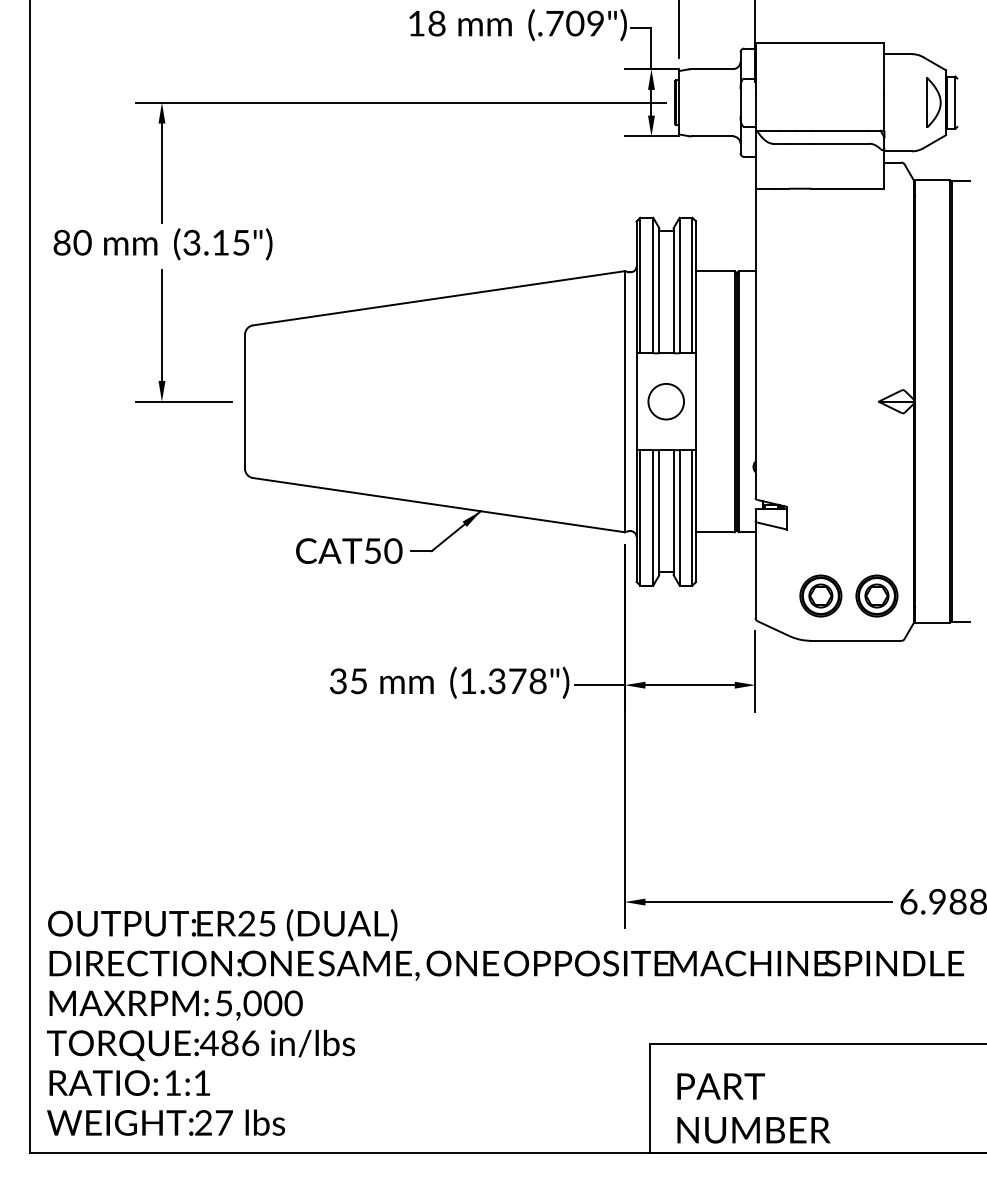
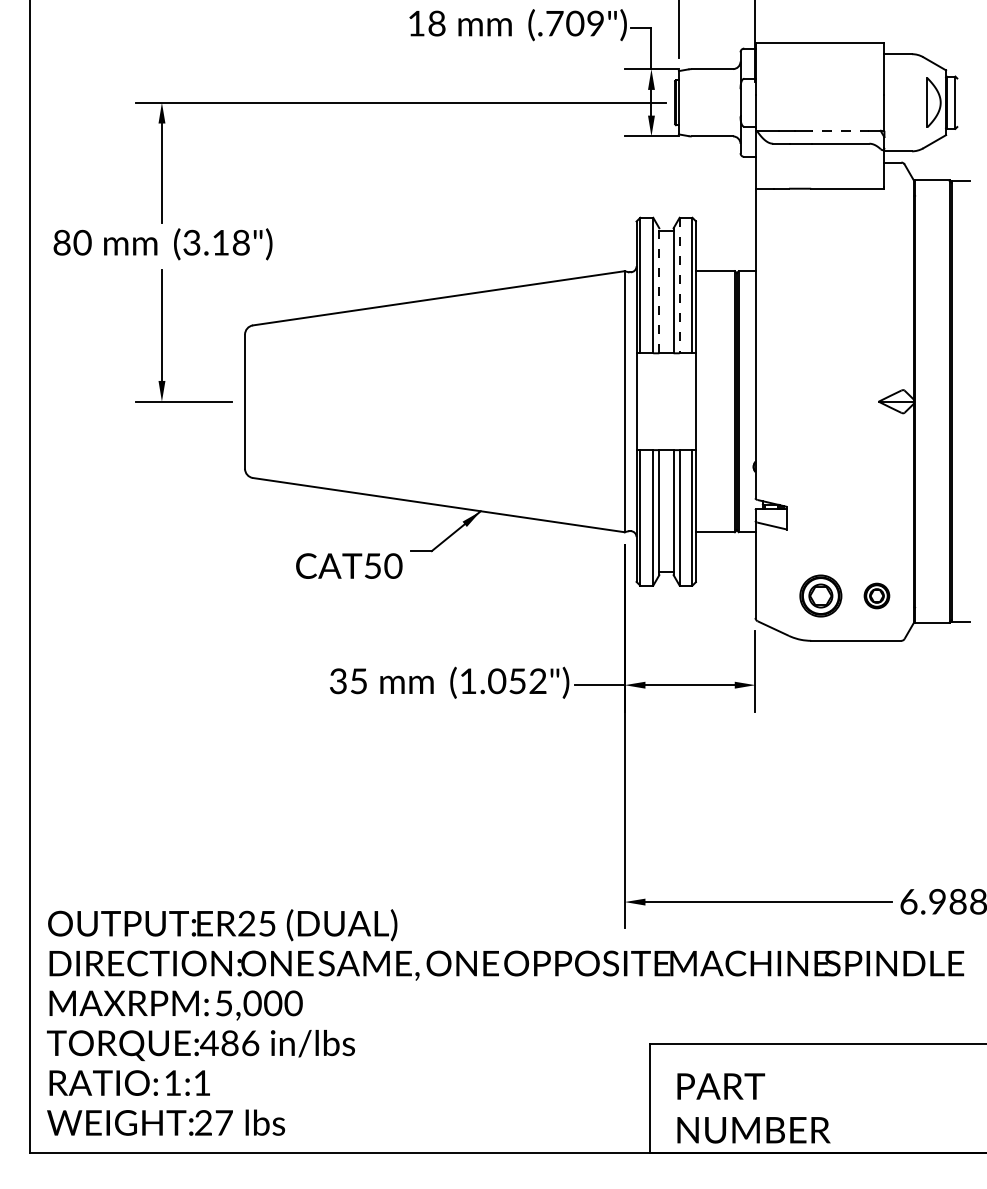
line: solid -> dashed (840, 130)
text: (3.15") -> (3.18") (240, 242)
line: solid -> dashed (679, 285)
line: solid -> dashed (659, 290)
circle: present -> none (665, 401)
text position: (349, 550) -> (349, 565) (349, 565)
part size: 44x44 px -> 28x28 px (876, 595)
text: (1.378") -> (1.052") (517, 681)
